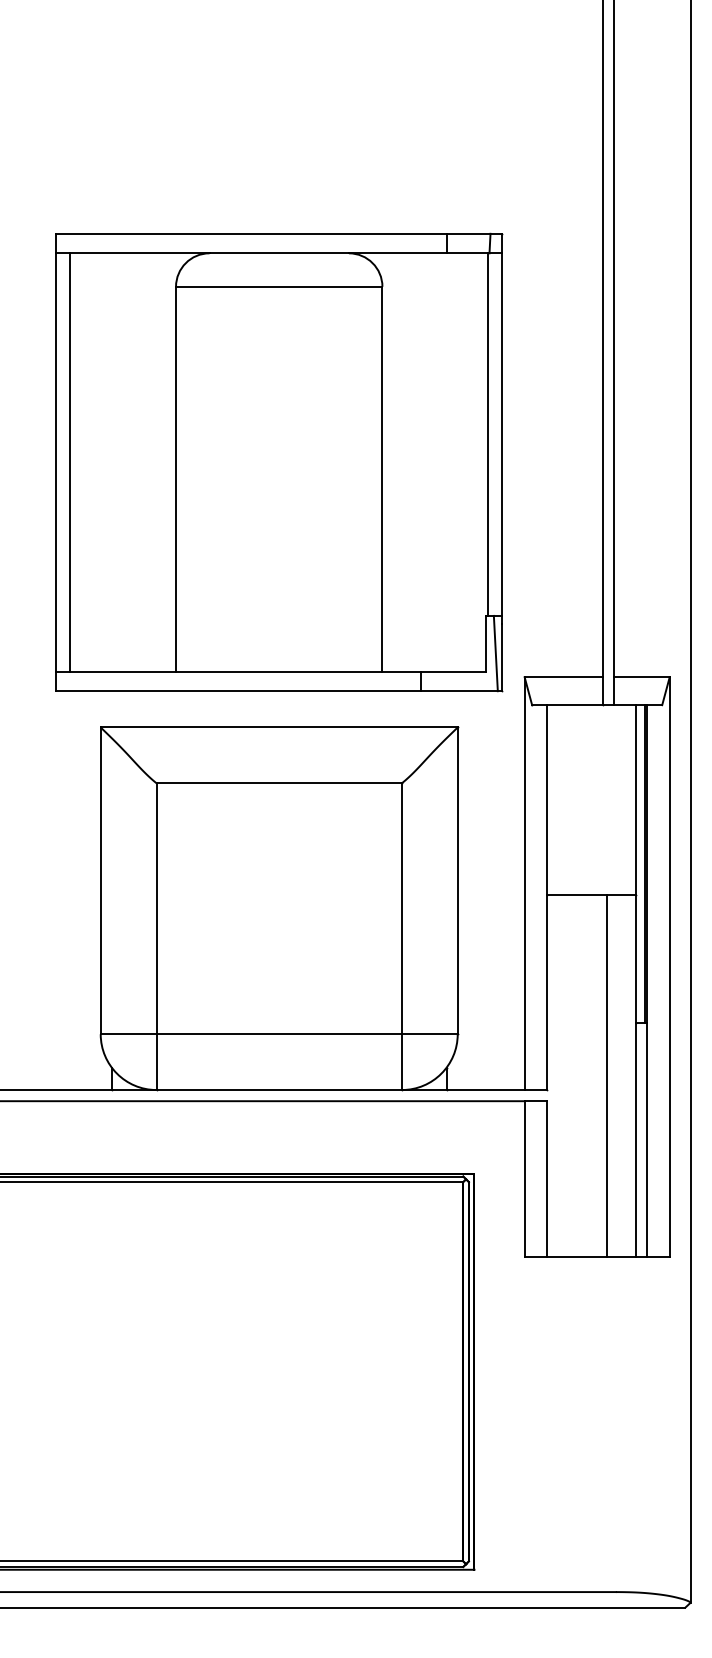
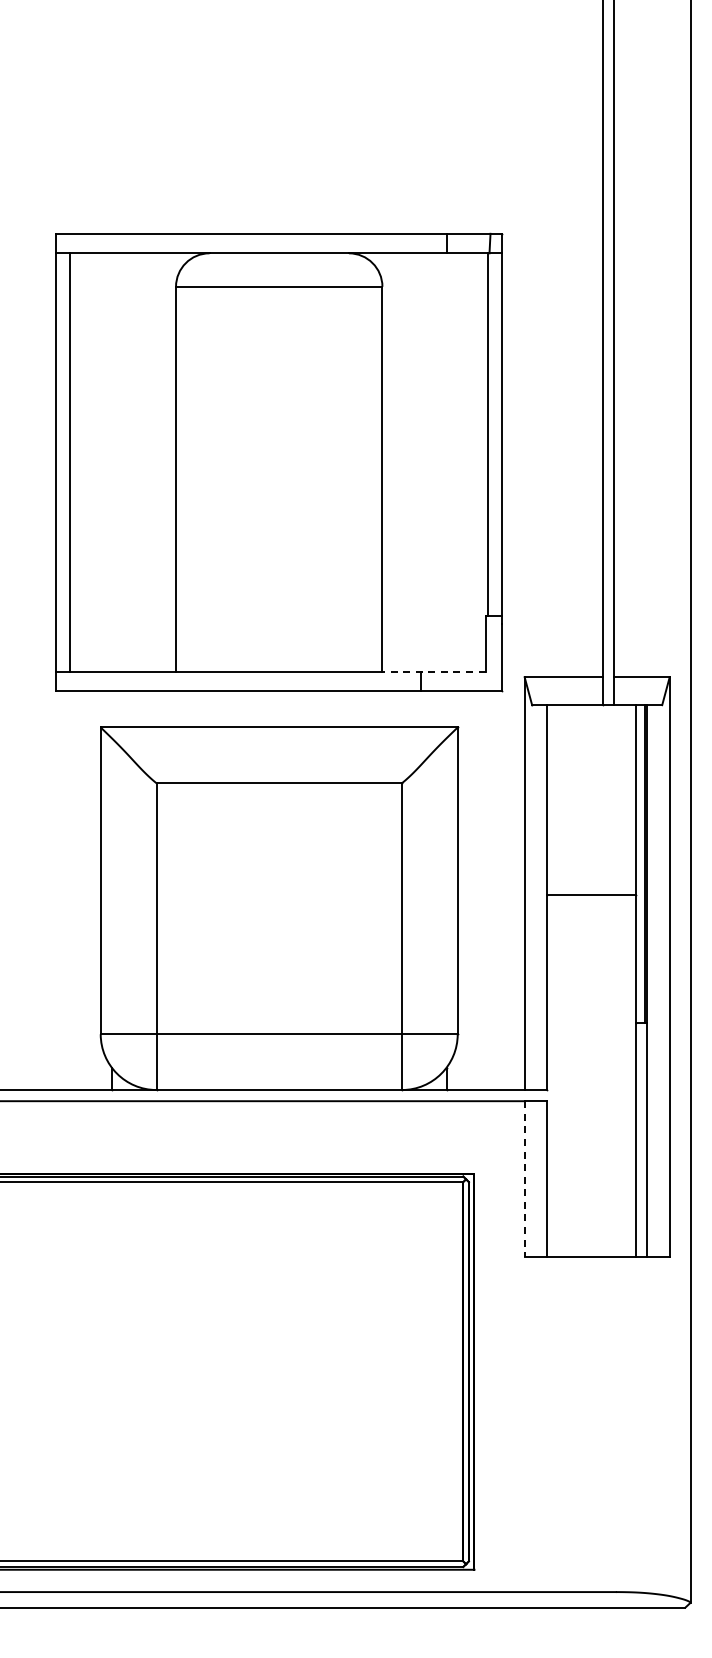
line: present -> none (495, 653)
line: solid -> dashed (434, 671)
line: present -> none (607, 1075)
line: solid -> dashed (524, 1179)
